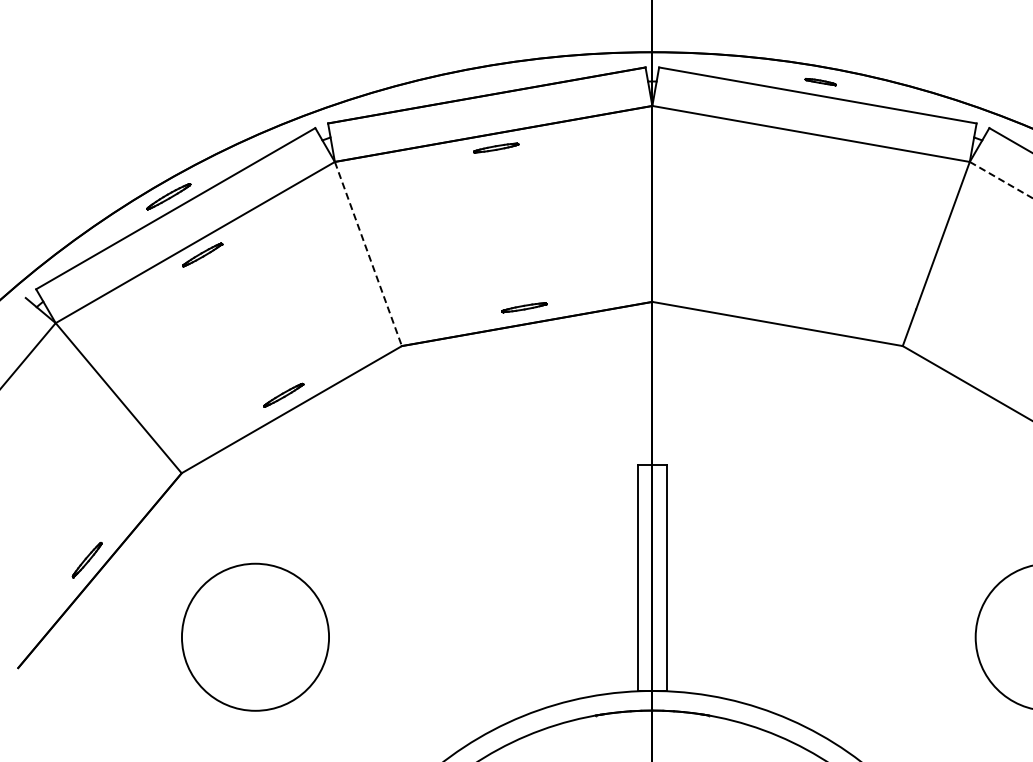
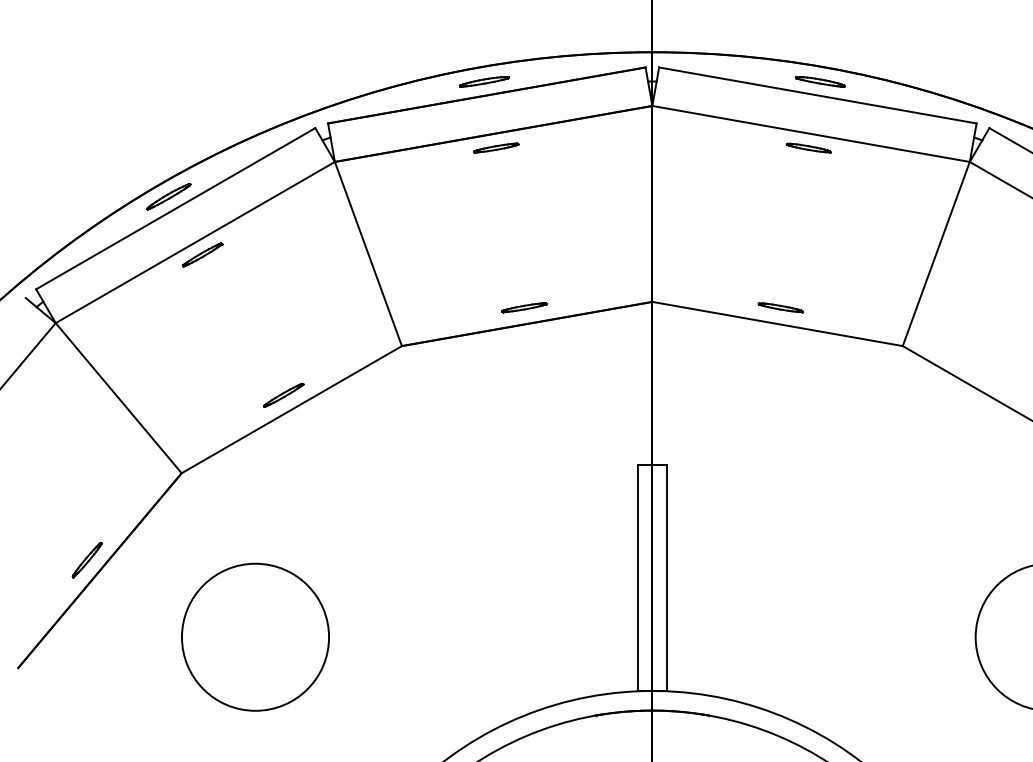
part: none -> present (484, 81)
part size: 33x9 px -> 52x12 px (819, 81)
part: none -> present (808, 147)
line: dashed -> solid (1001, 180)
line: dashed -> solid (368, 254)
part: none -> present (780, 307)
